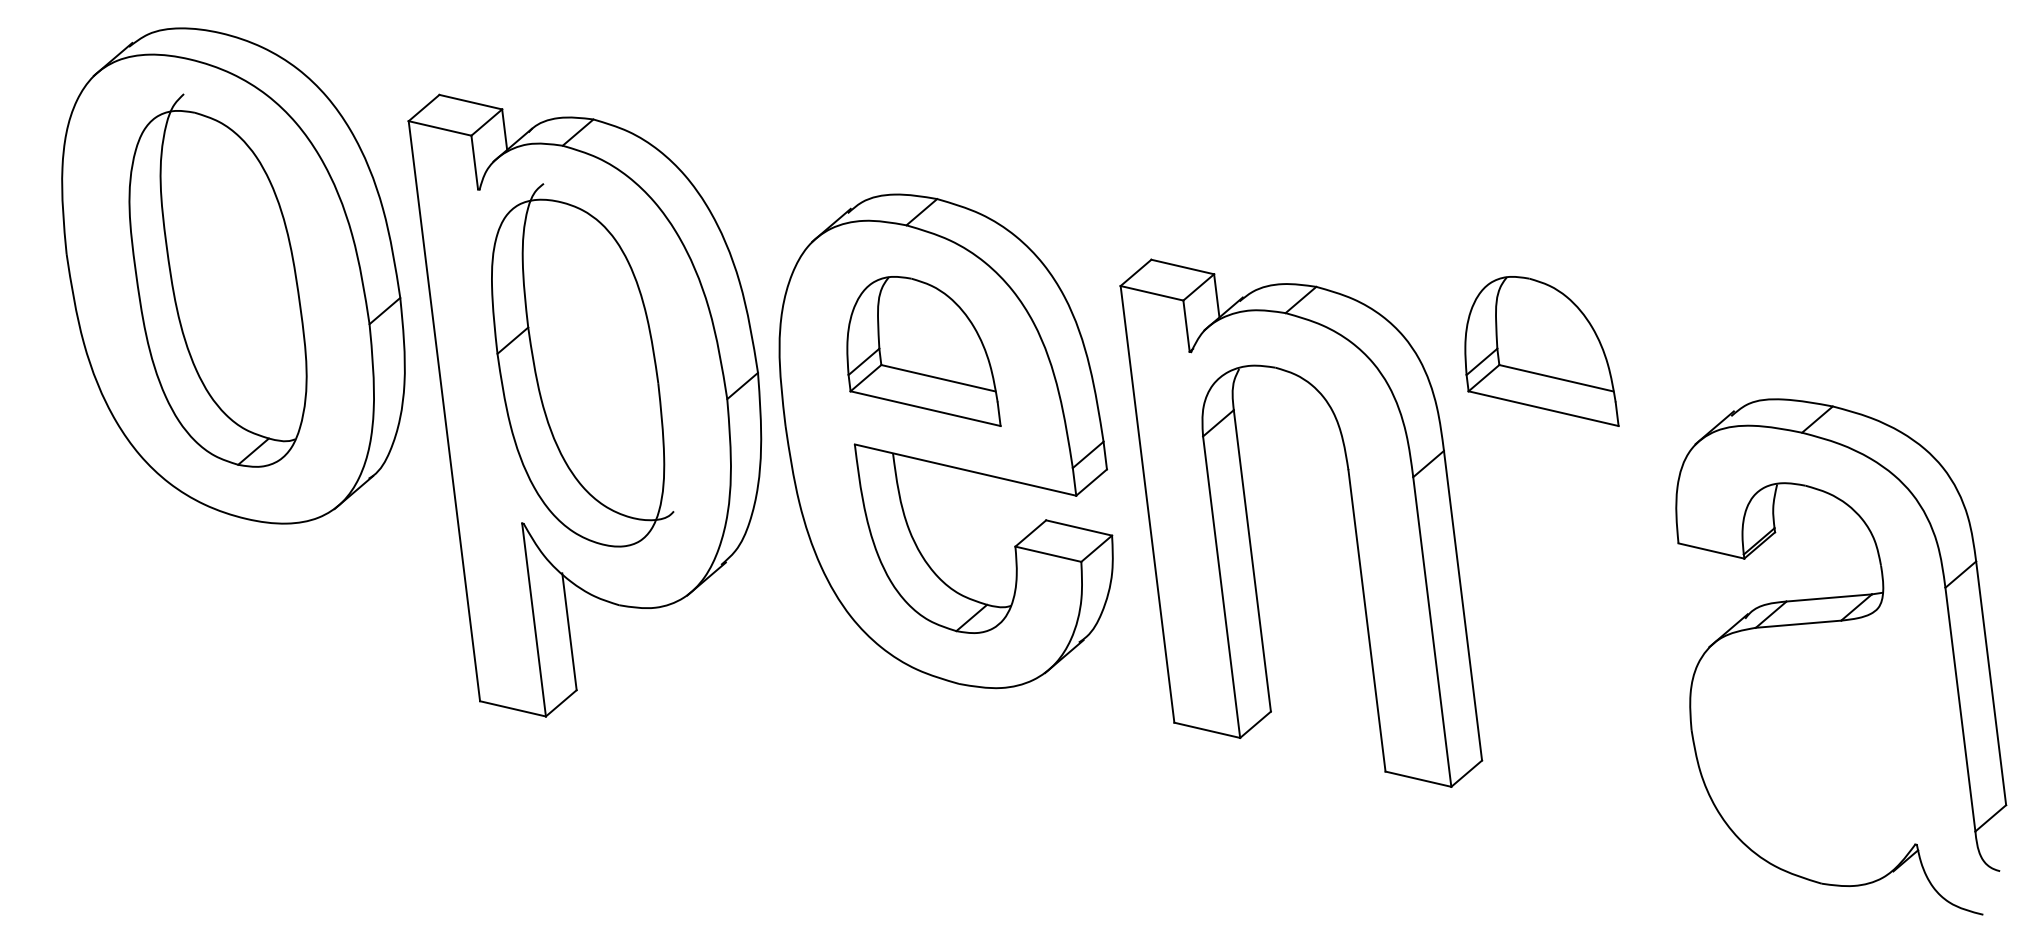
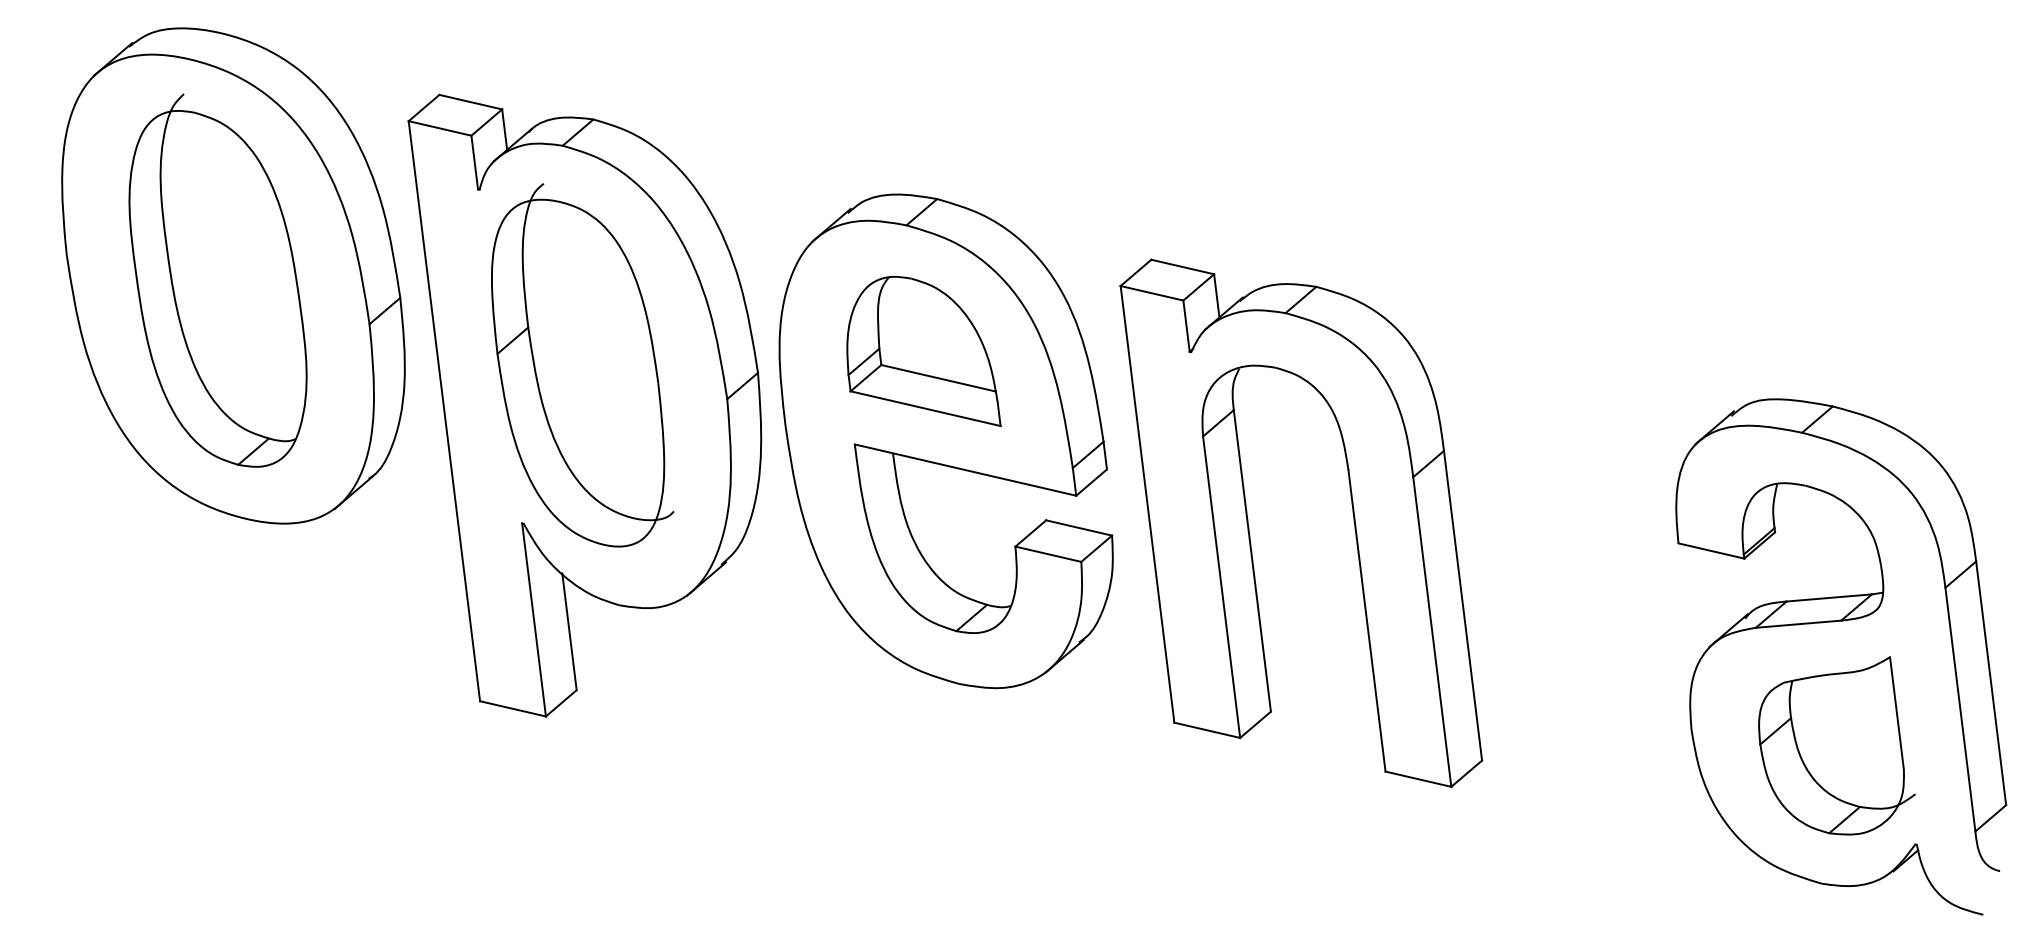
part: present -> none (1541, 351)
part: none -> present (1836, 745)
